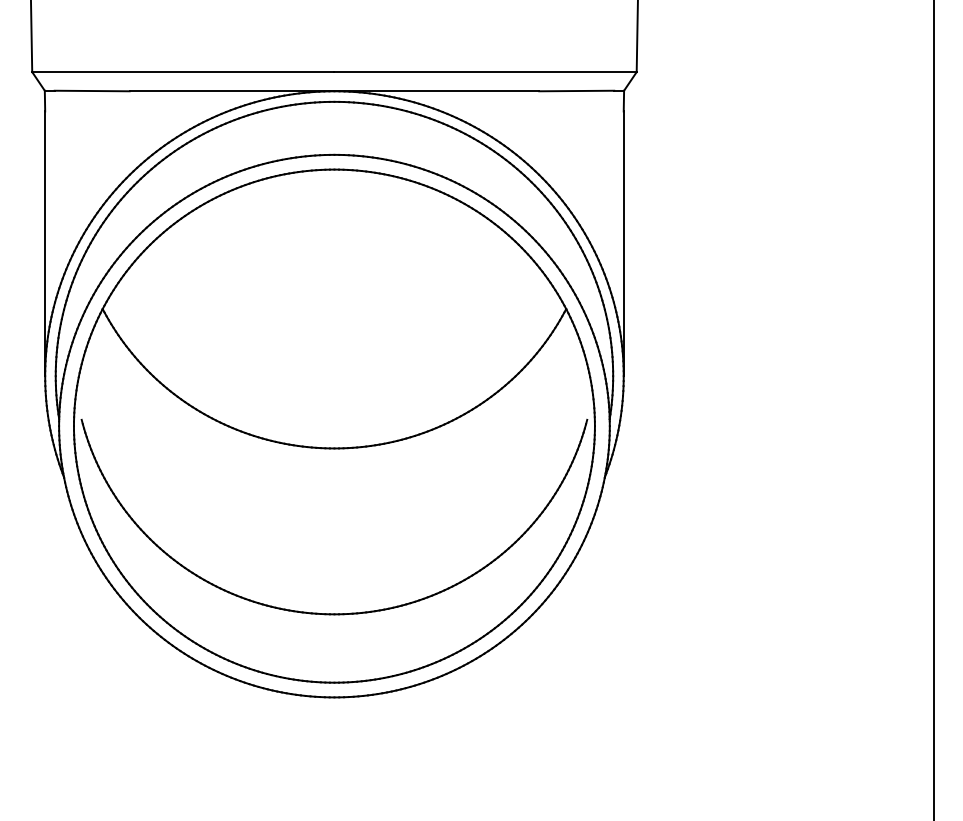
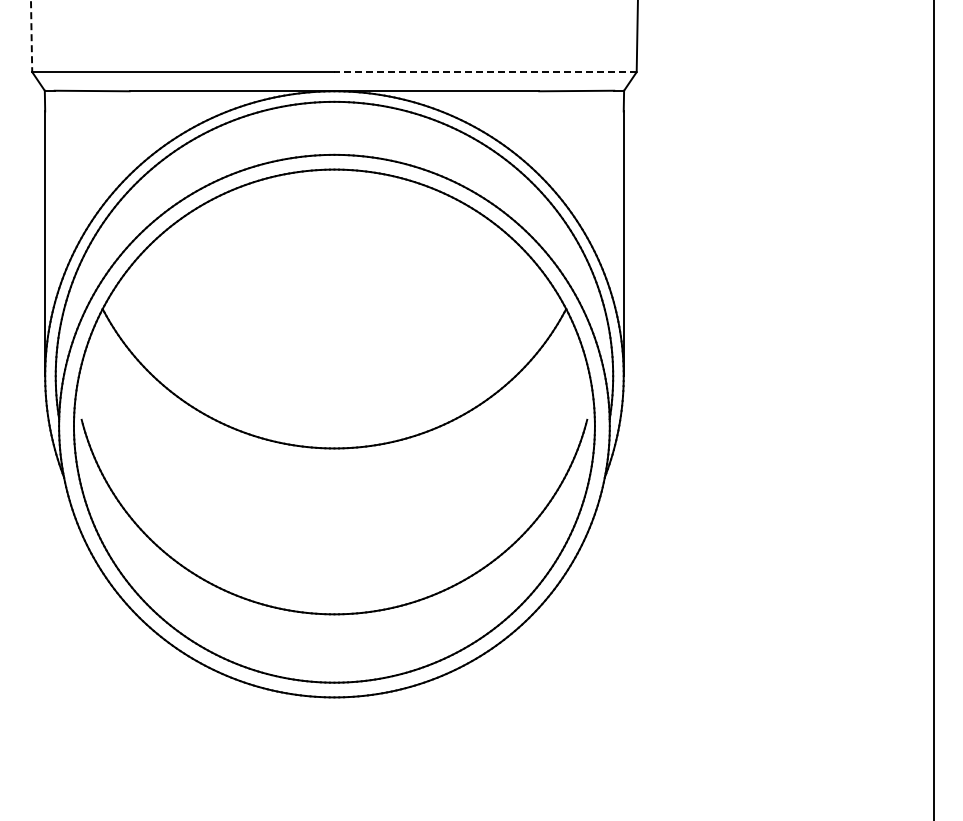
line: solid -> dashed (31, 36)
line: solid -> dashed (485, 72)
